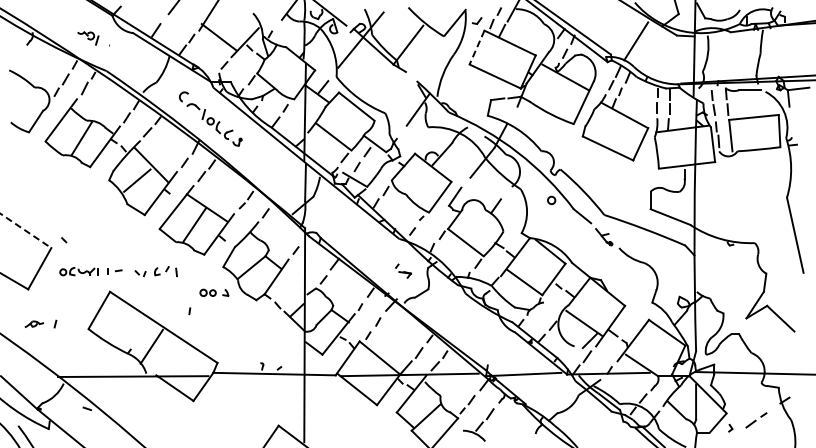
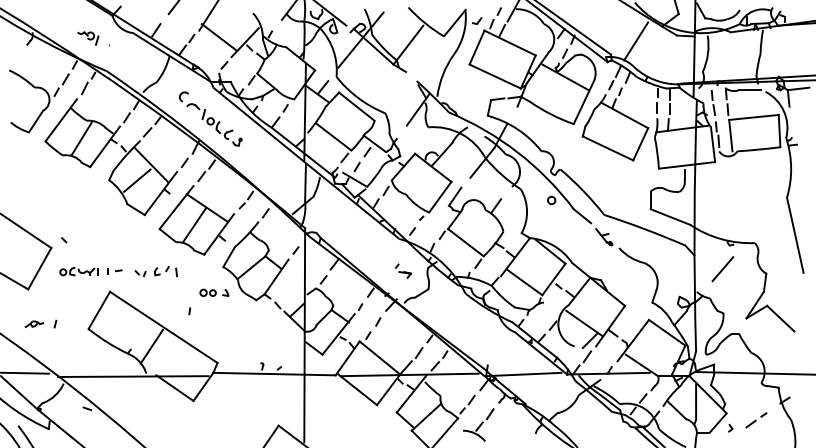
line: dashed -> solid (477, 47)
line: dashed -> solid (25, 230)
line: none -> present (722, 269)
line: none -> present (25, 372)
